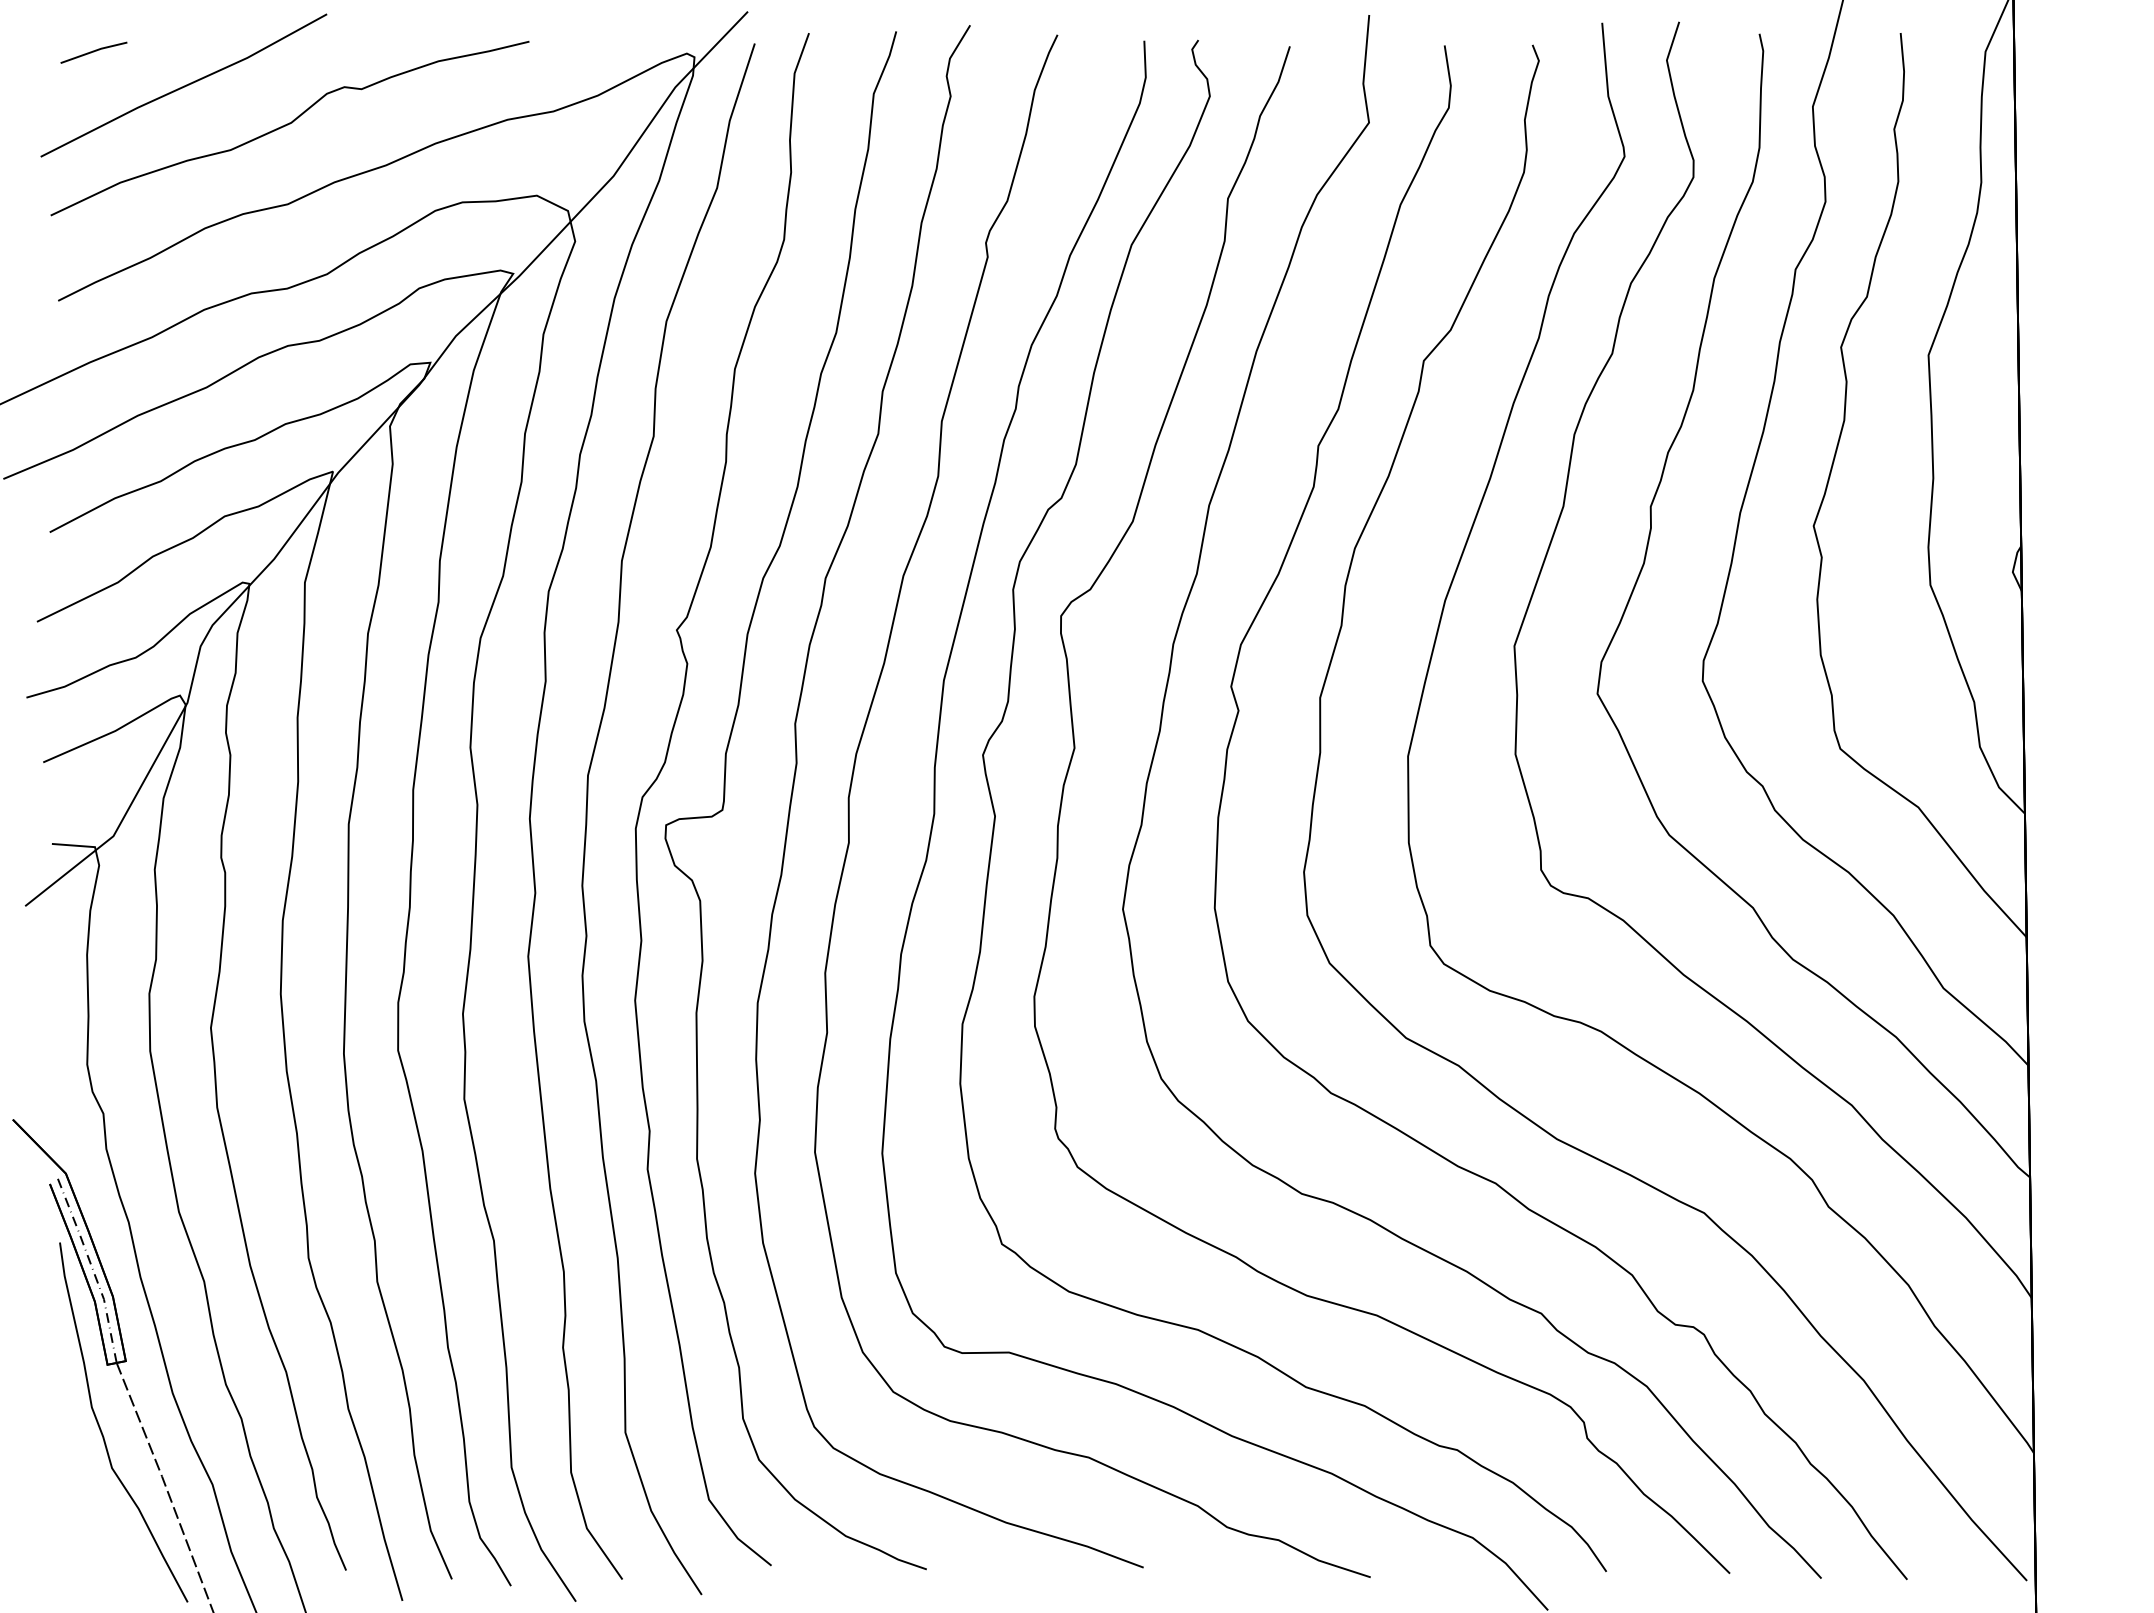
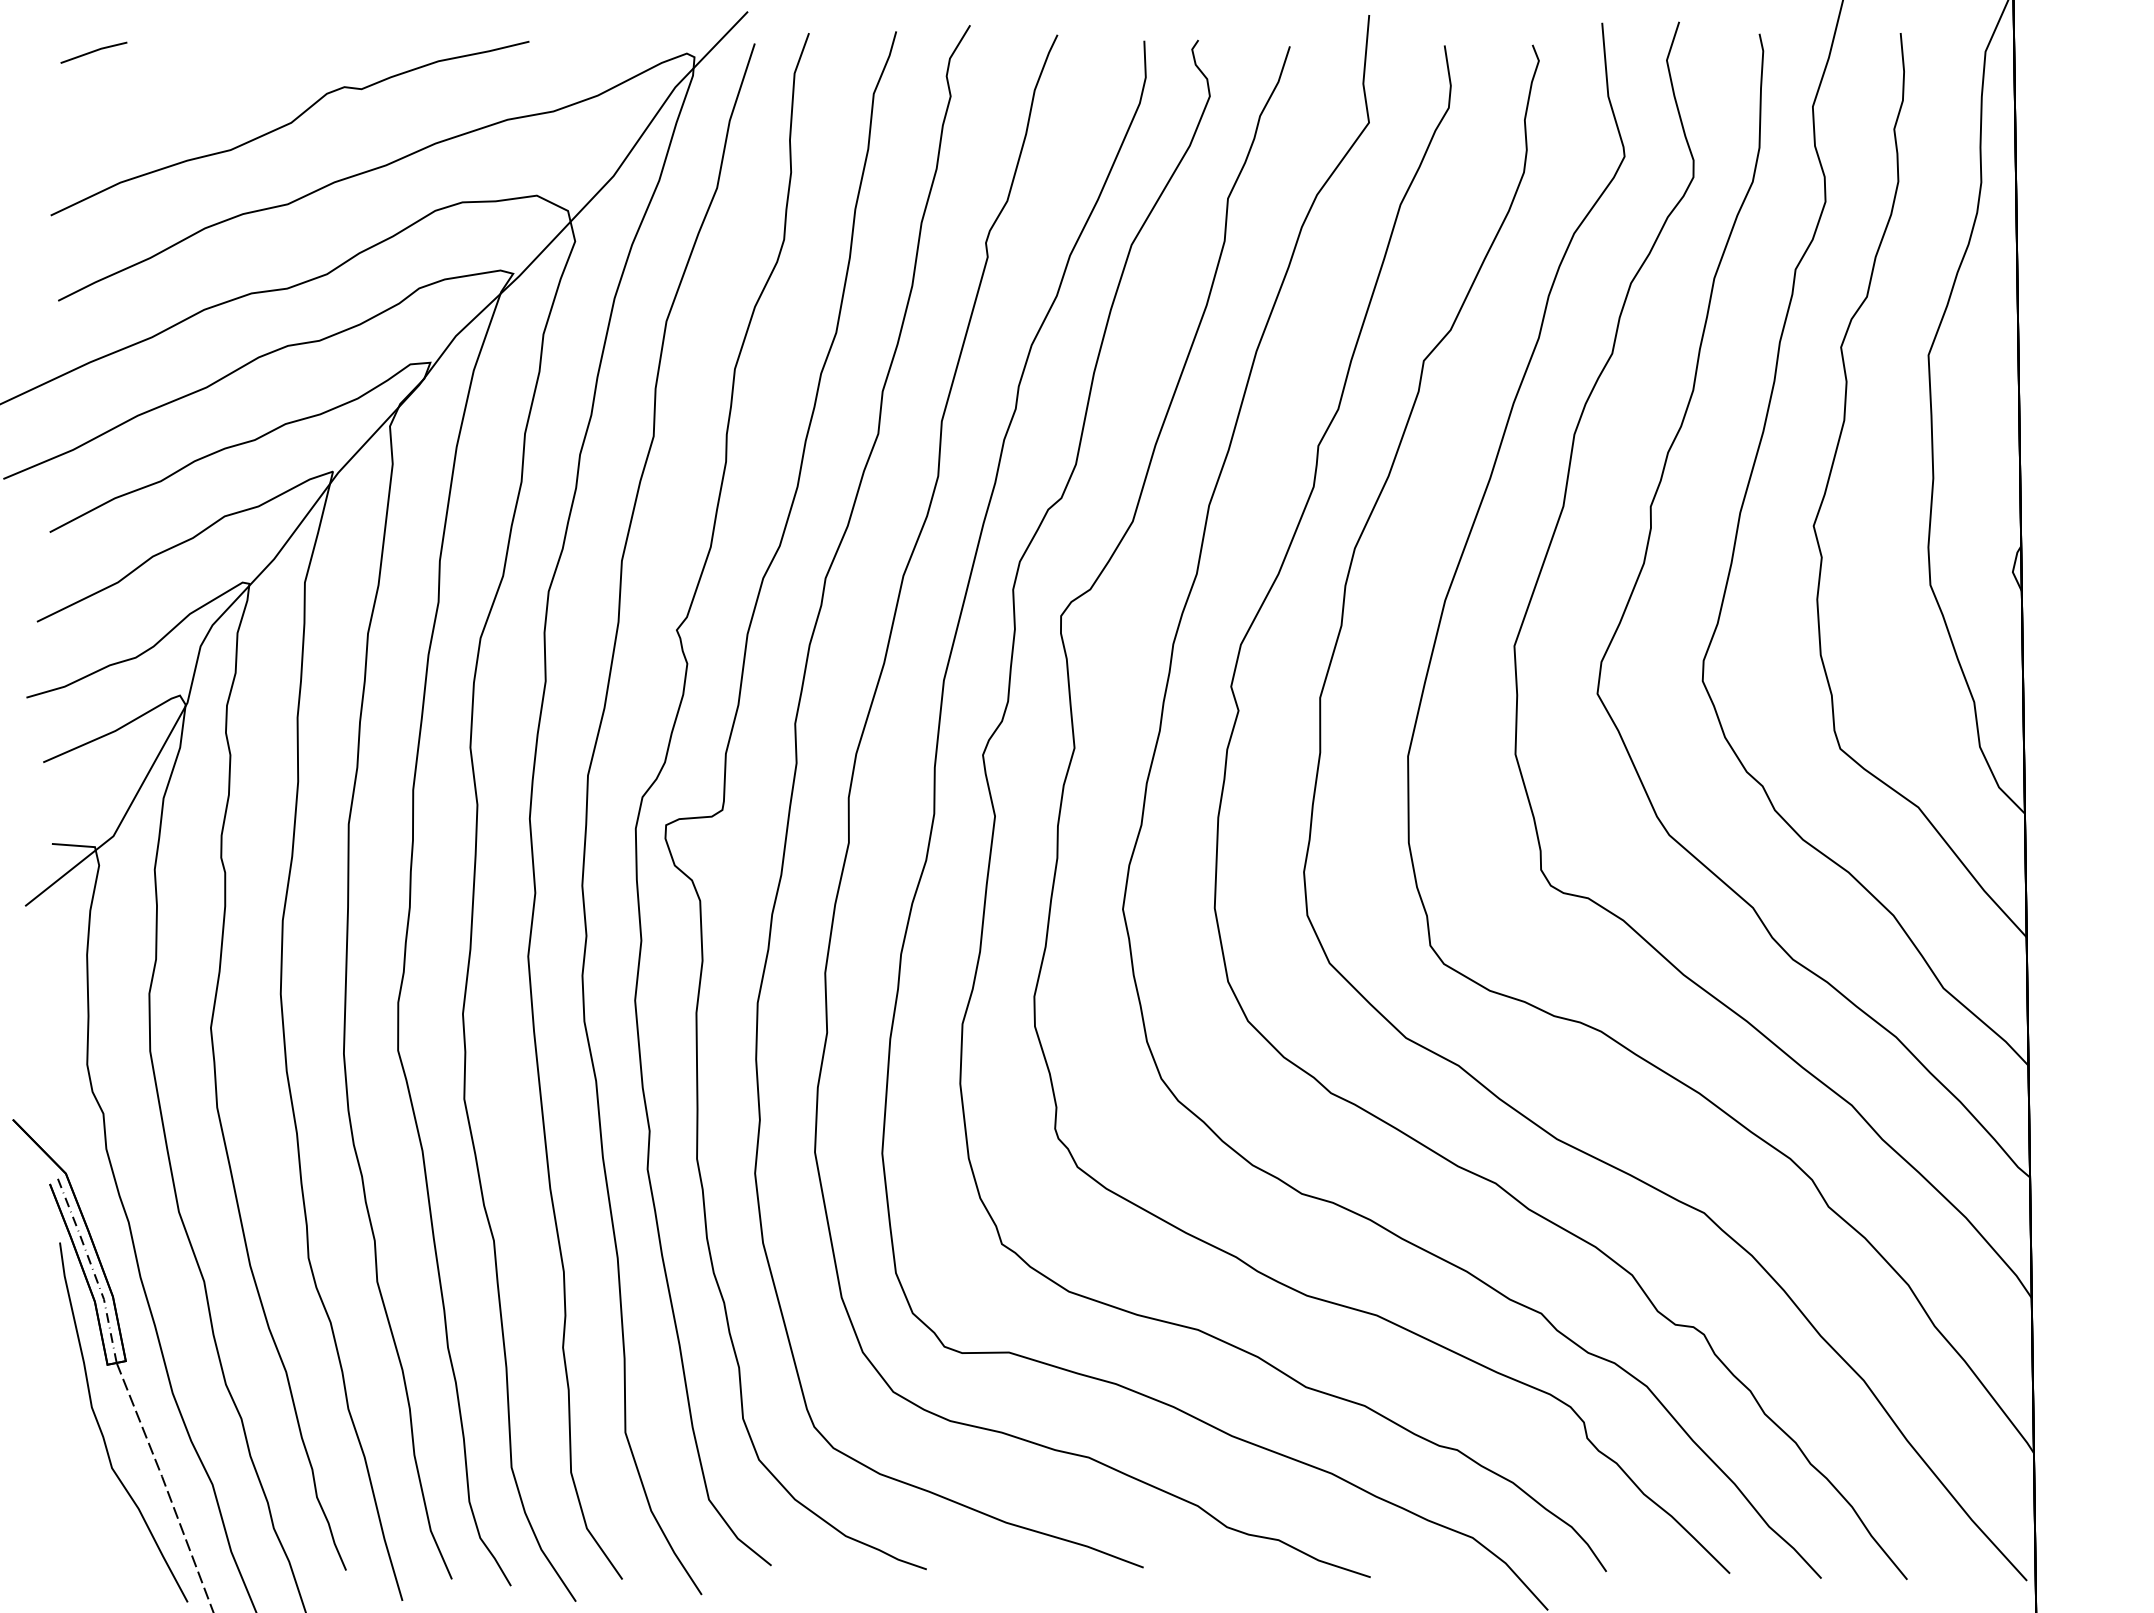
line: present -> none (184, 85)
